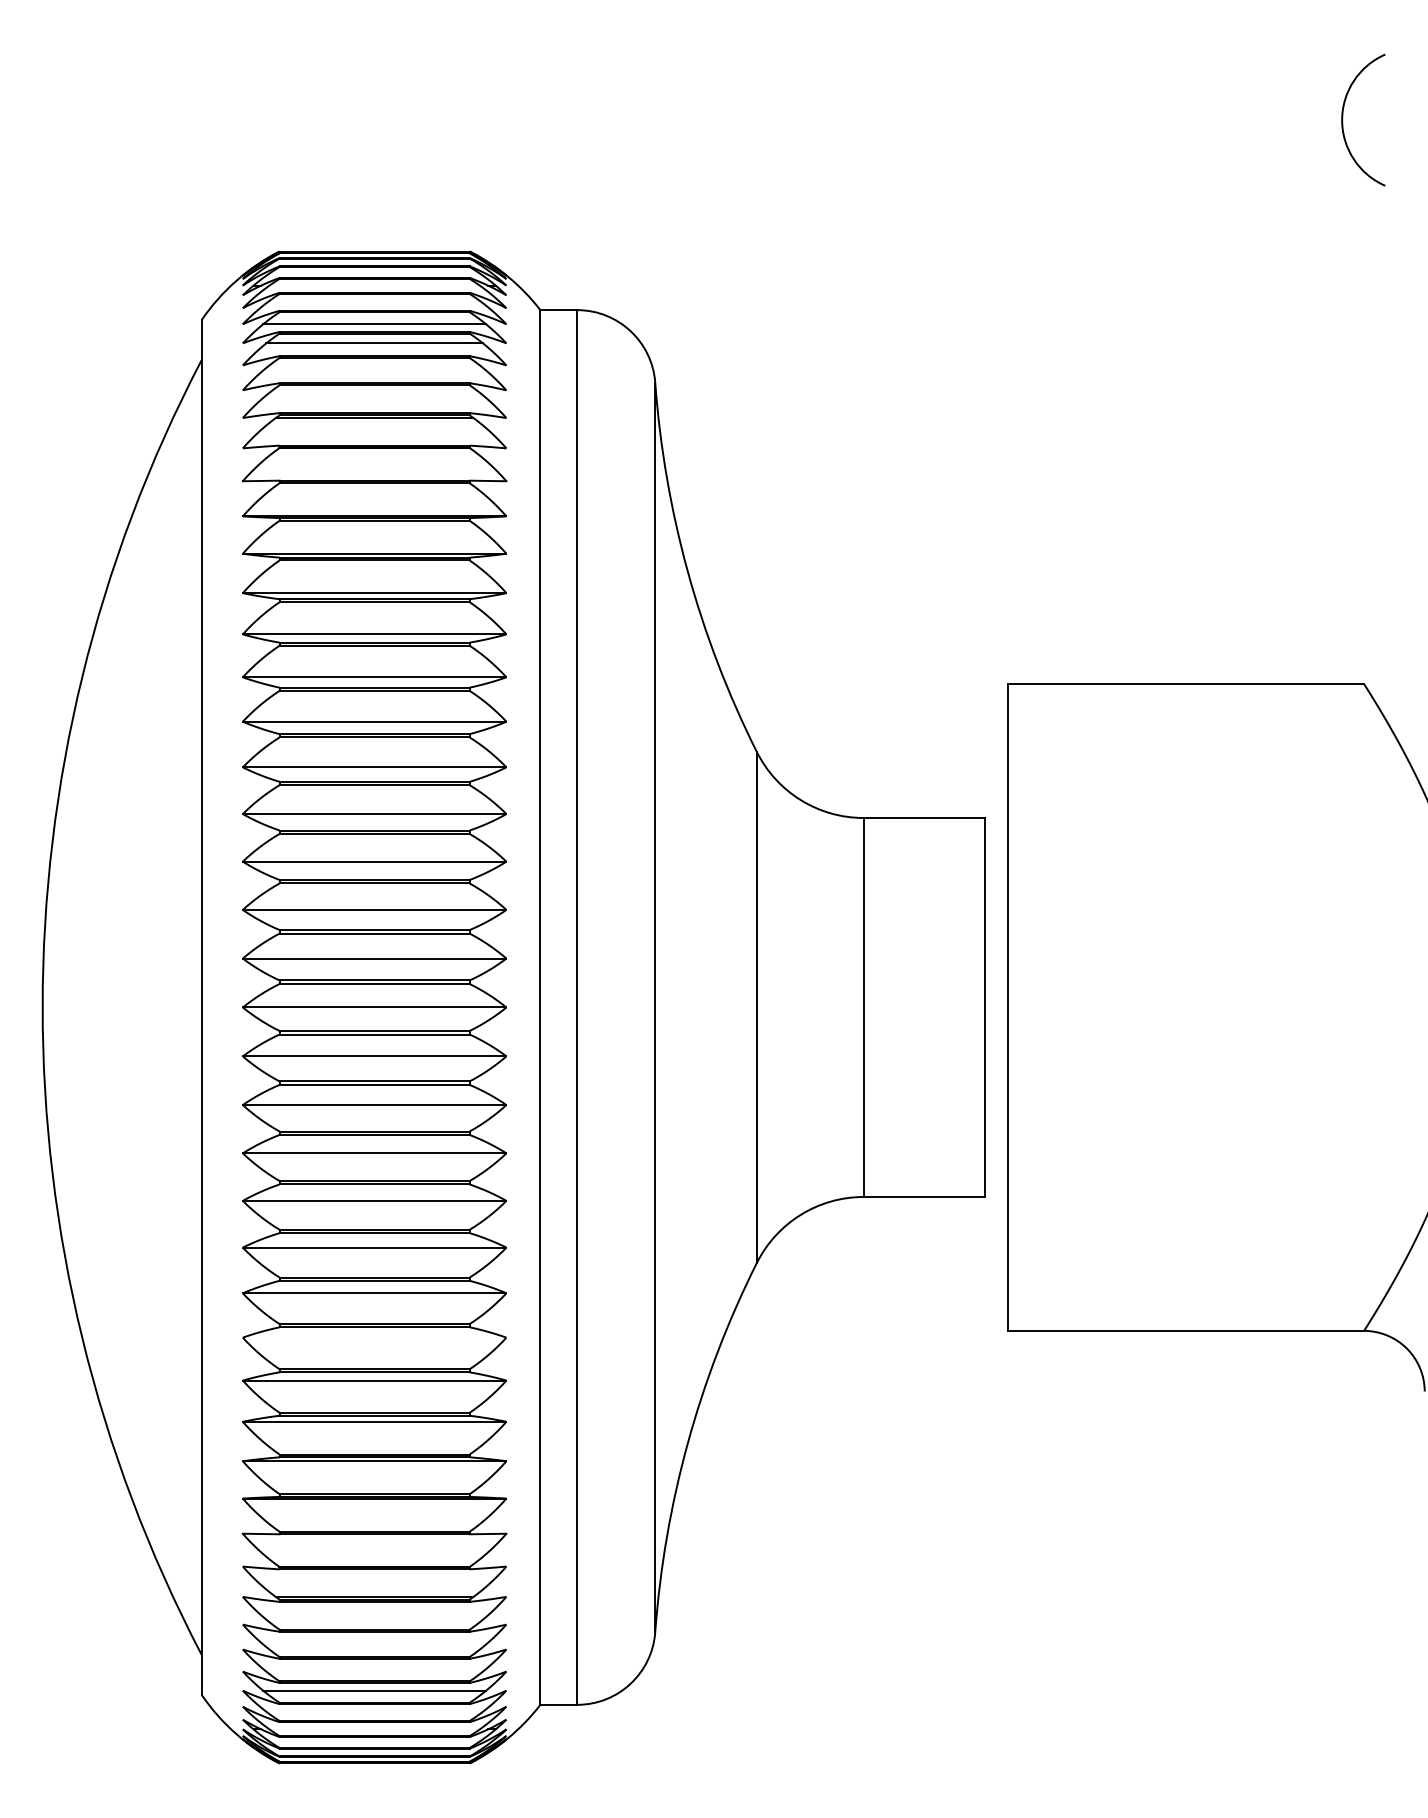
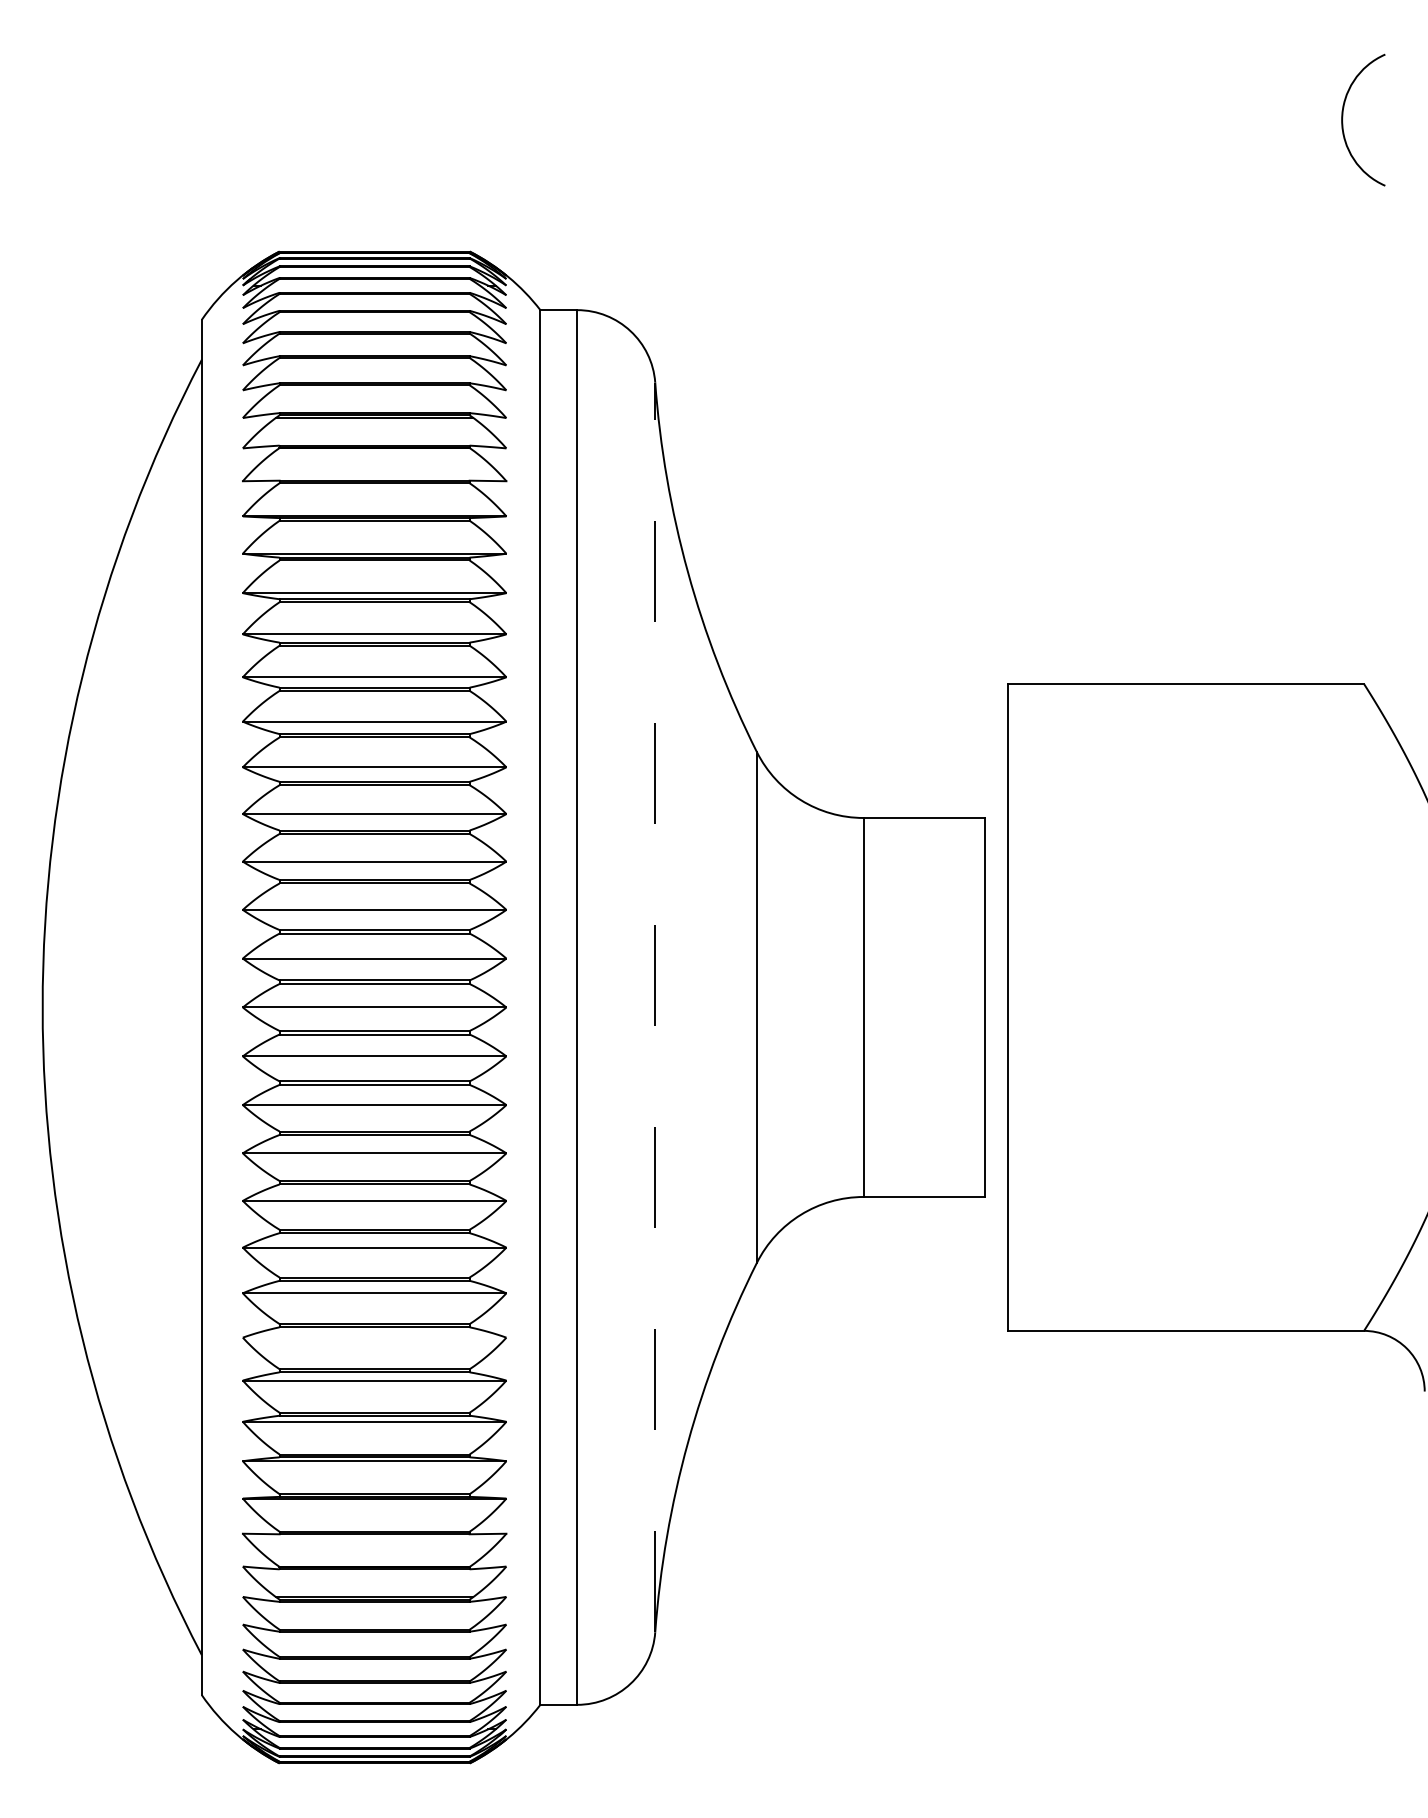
line: present -> none (374, 324)
line: present -> none (374, 343)
line: solid -> dashed (655, 1007)
line: present -> none (374, 1690)
